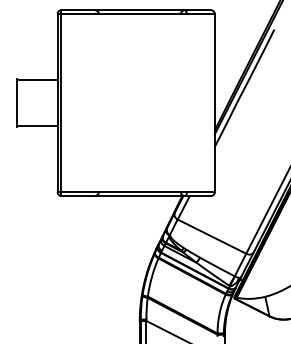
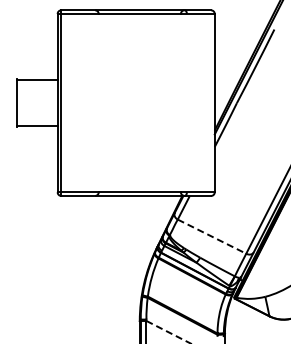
line: solid -> dashed (212, 236)
line: solid -> dashed (169, 332)
